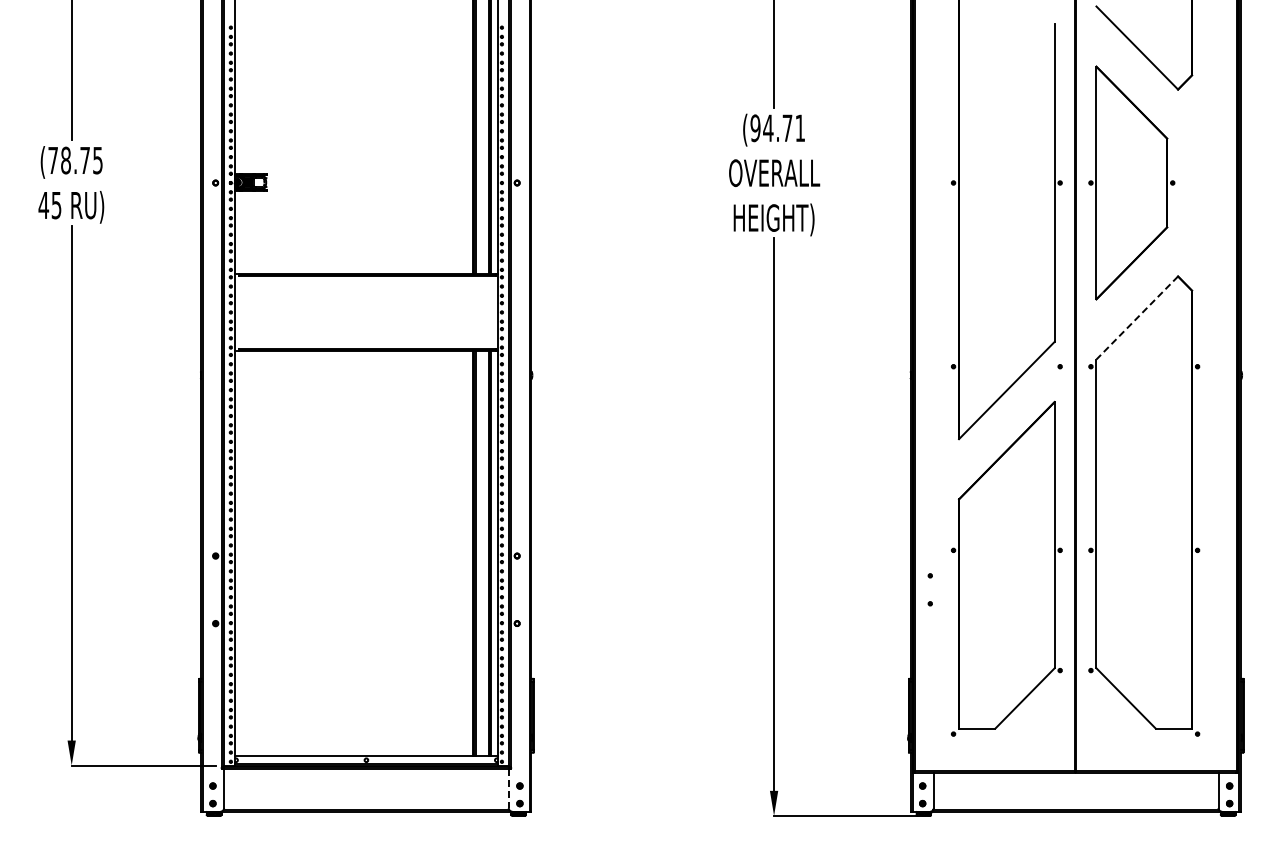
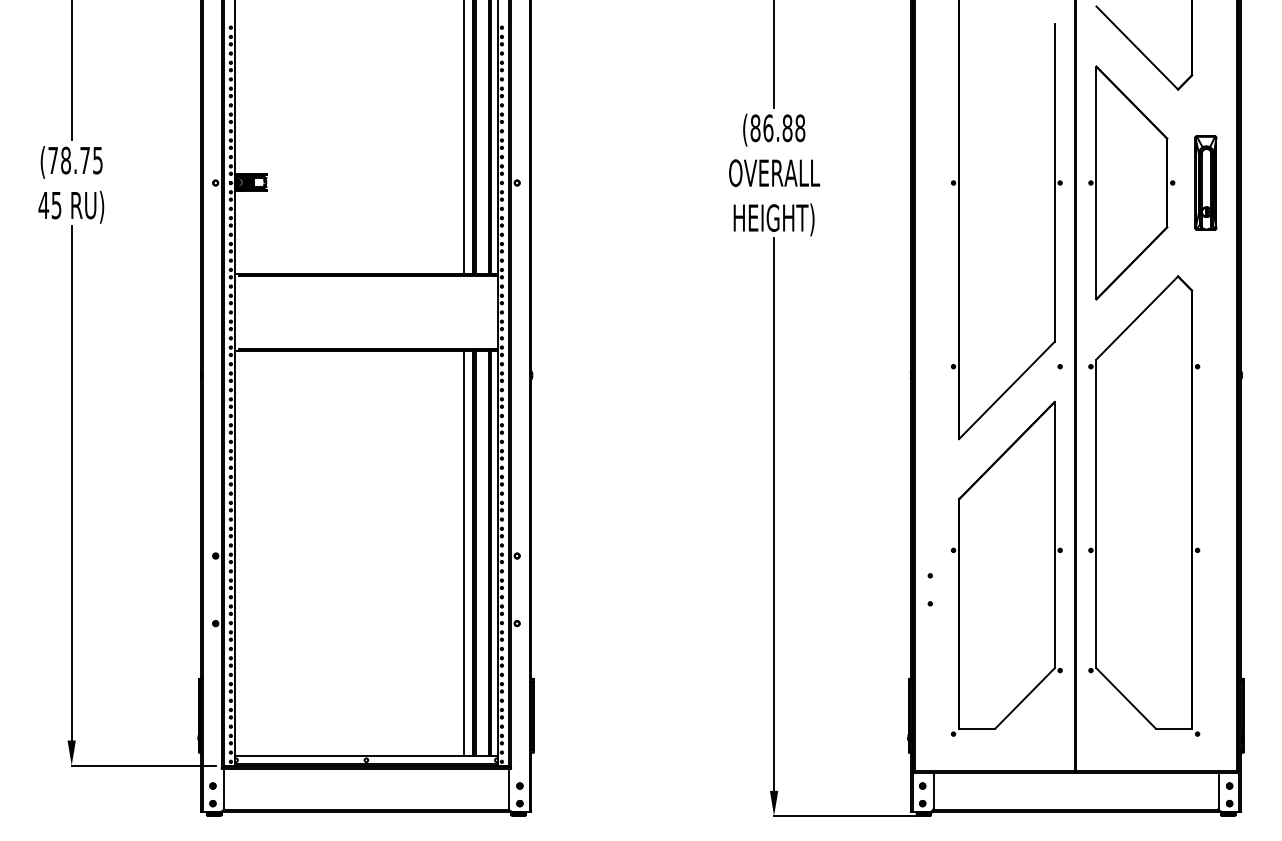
text: (94.71 -> (86.88 (777, 128)
line: none -> present (463, 137)
part: none -> present (1205, 182)
line: dashed -> solid (1136, 318)
line: none -> present (463, 553)
line: dashed -> solid (508, 788)
